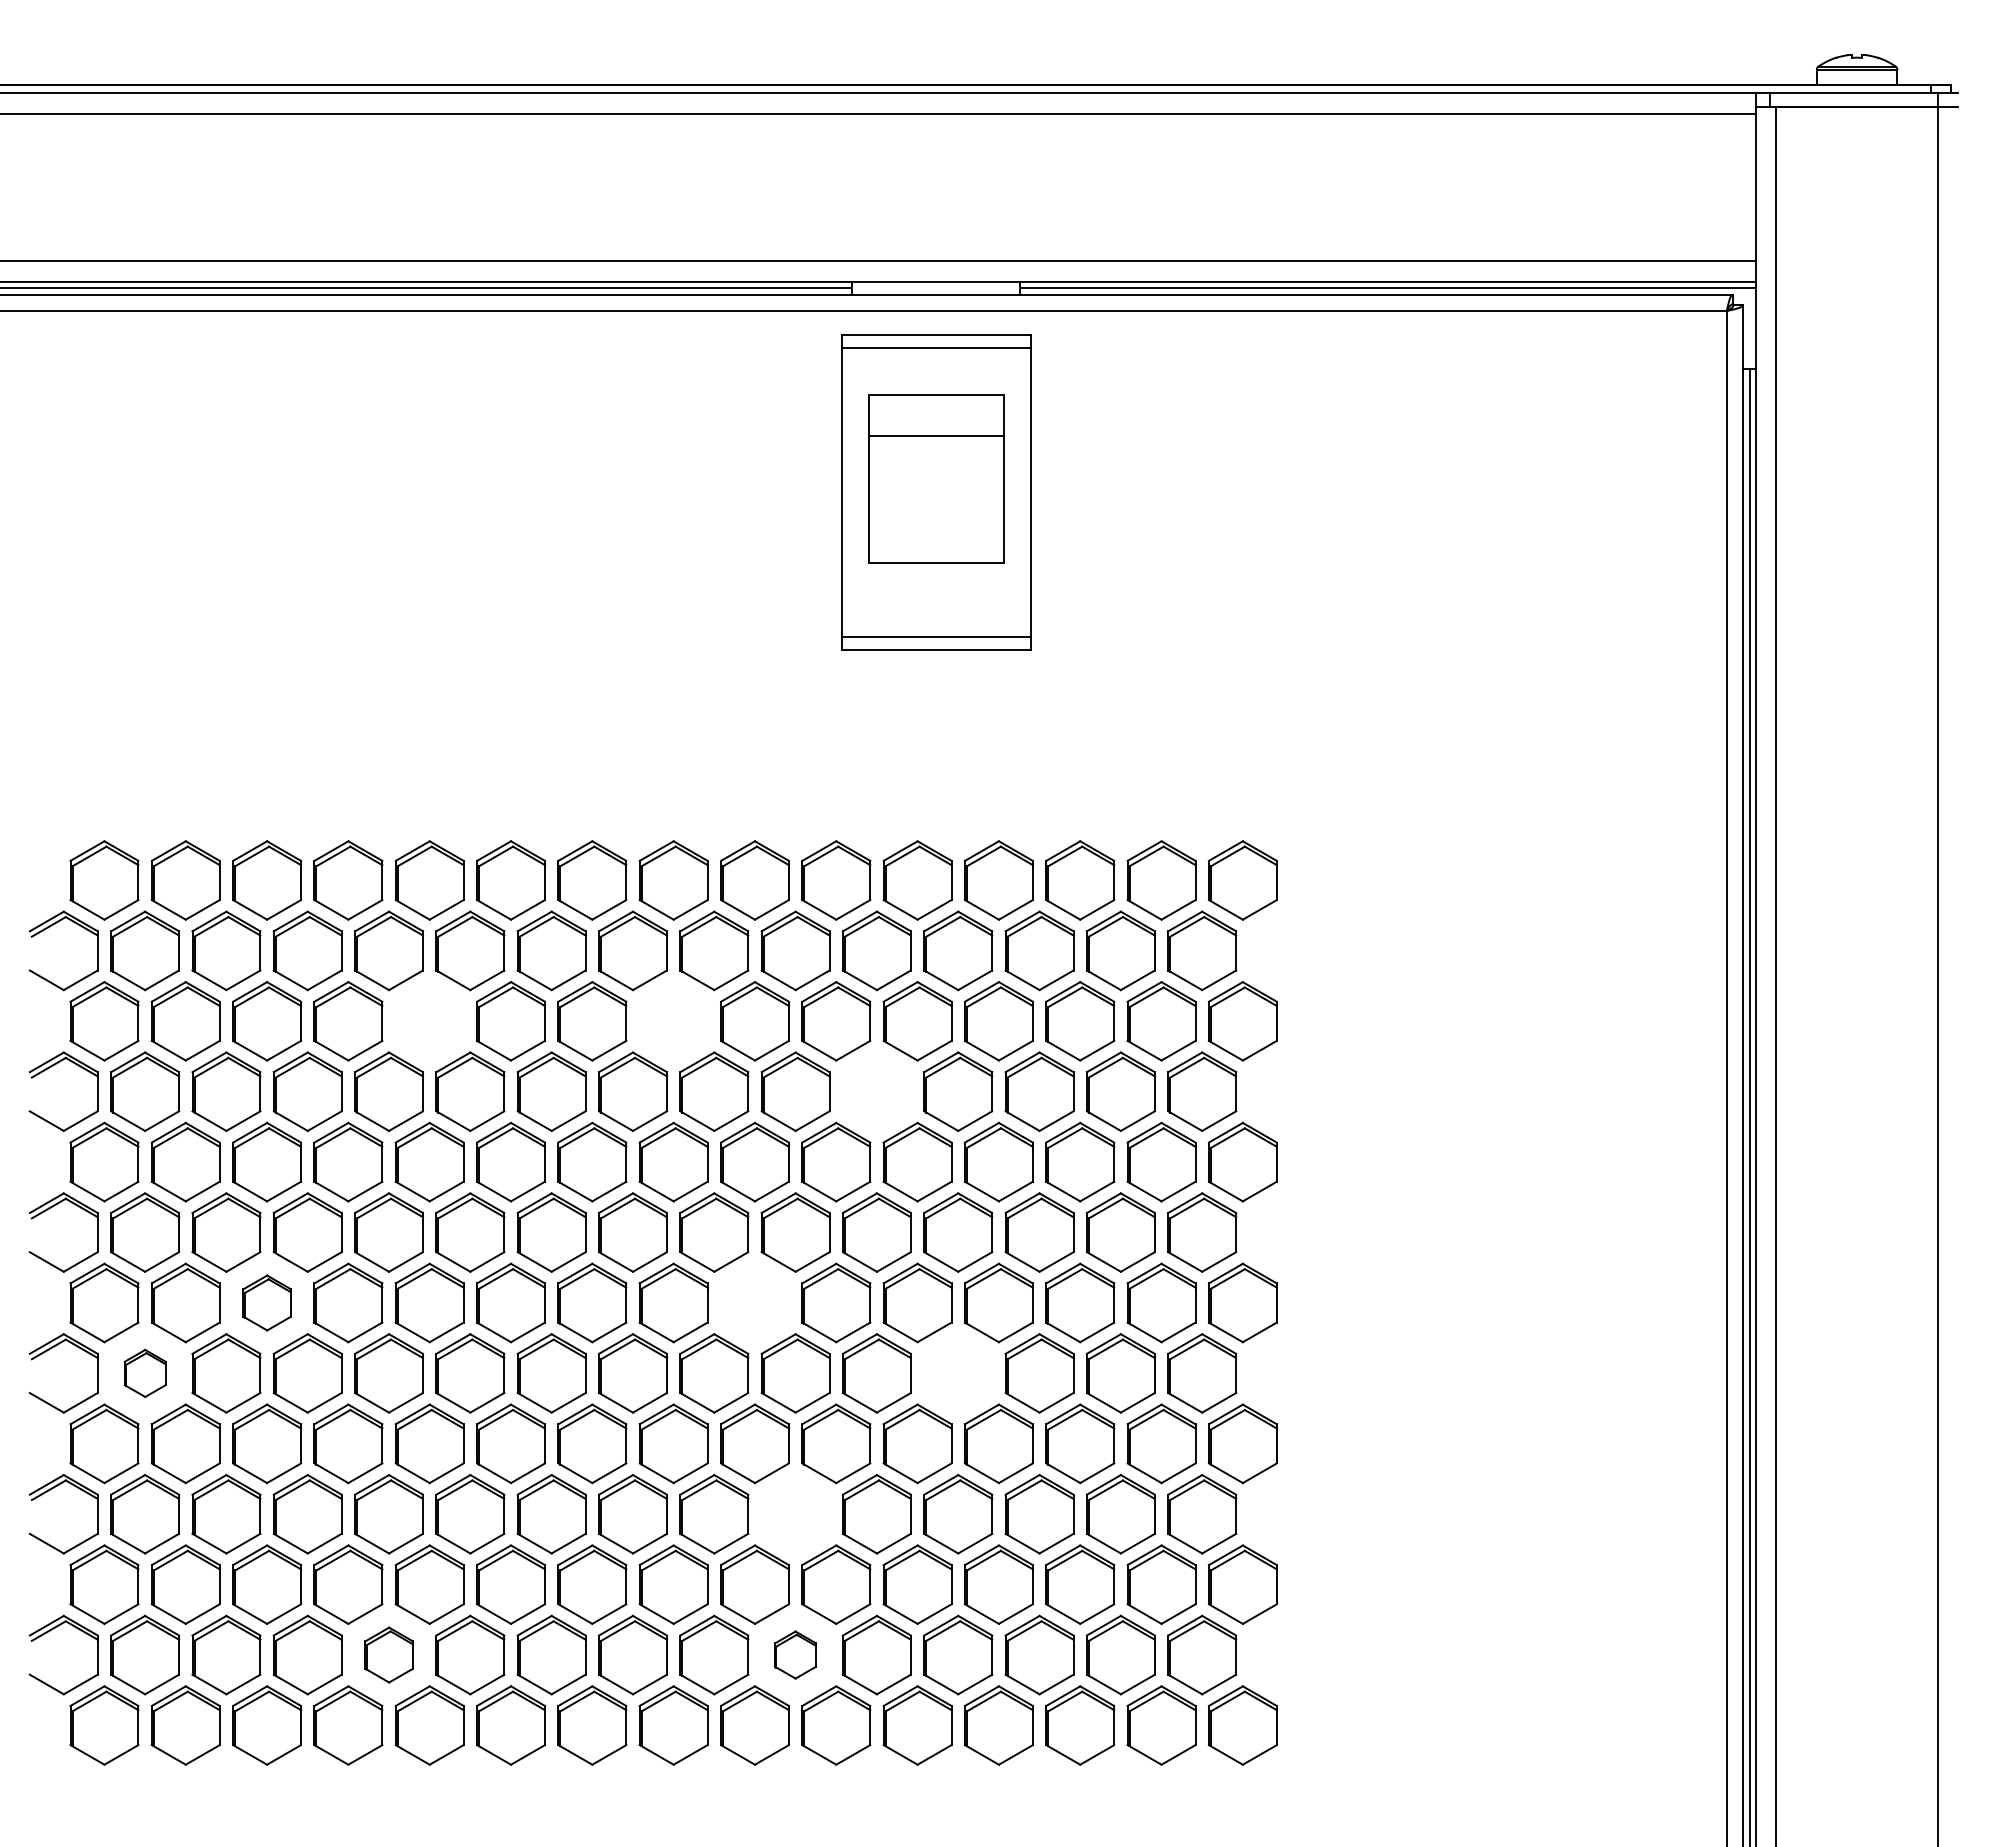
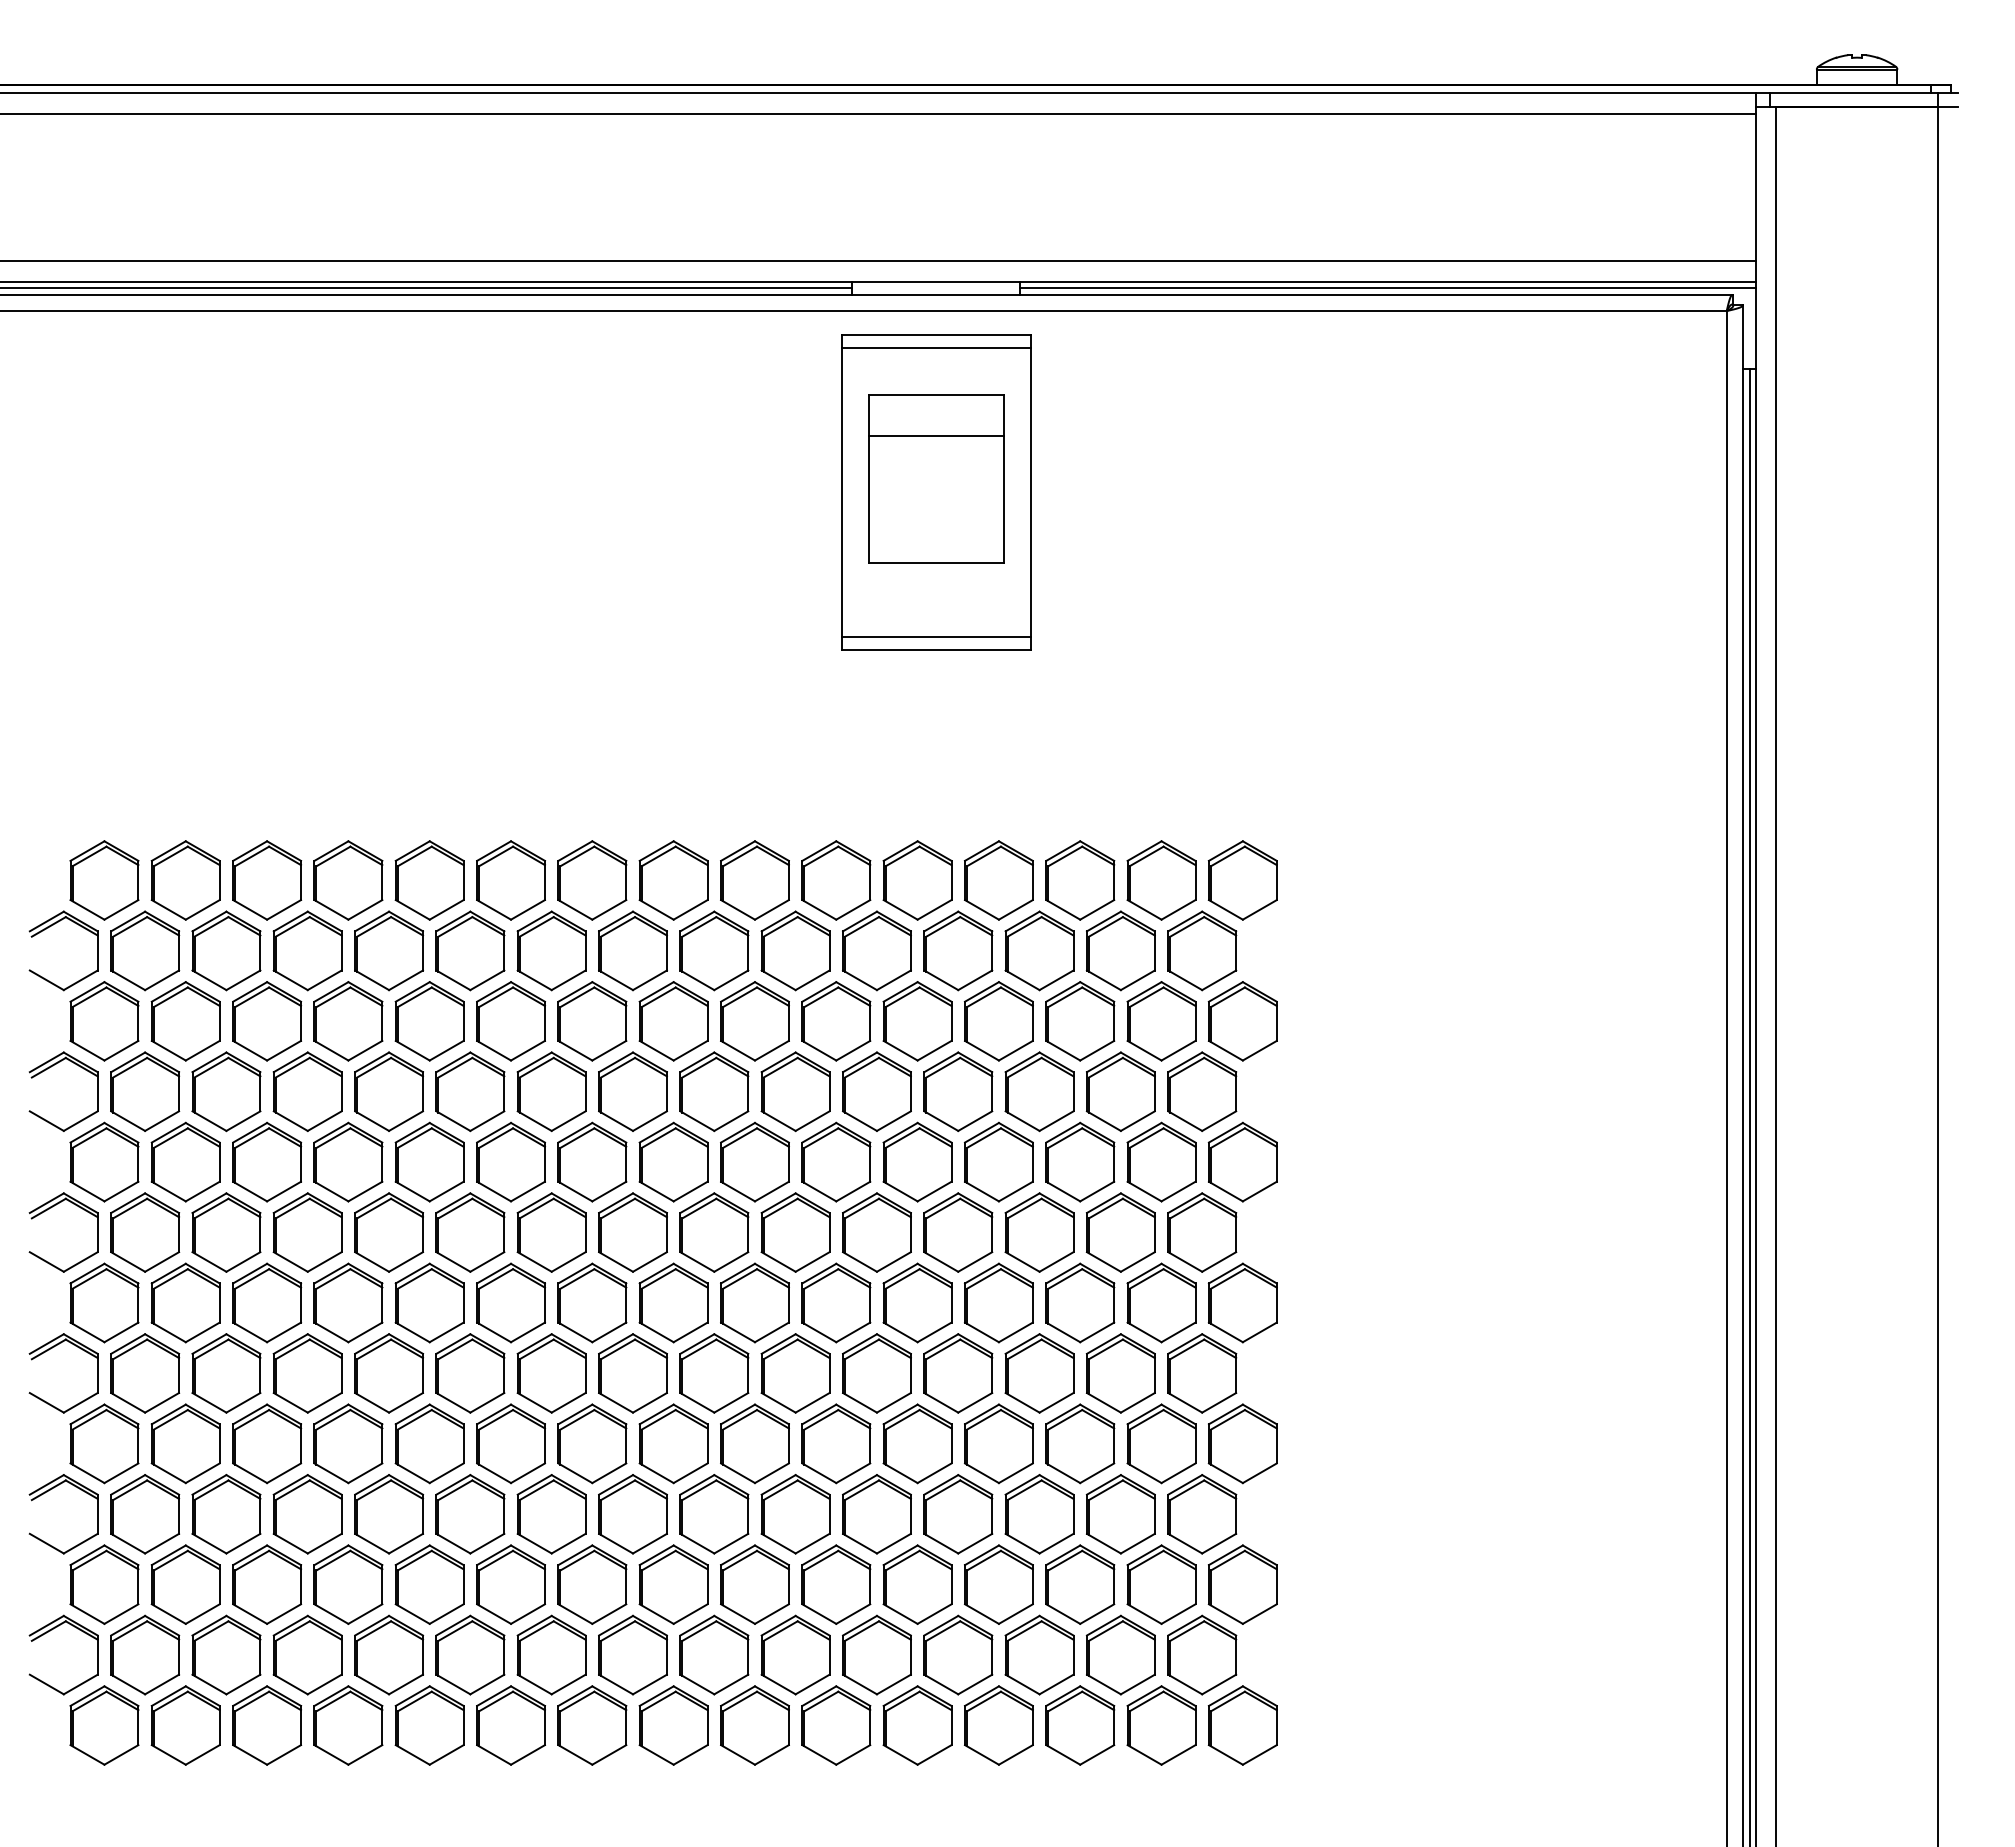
part: none -> present (429, 1021)
part: none -> present (673, 1021)
part: none -> present (876, 1091)
part size: 50x58 px -> 71x82 px (267, 1302)
part: none -> present (754, 1302)
part size: 44x51 px -> 71x81 px (145, 1373)
part: none -> present (958, 1373)
part: none -> present (795, 1514)
part size: 50x58 px -> 71x82 px (389, 1654)
part size: 43x50 px -> 71x82 px (795, 1654)
